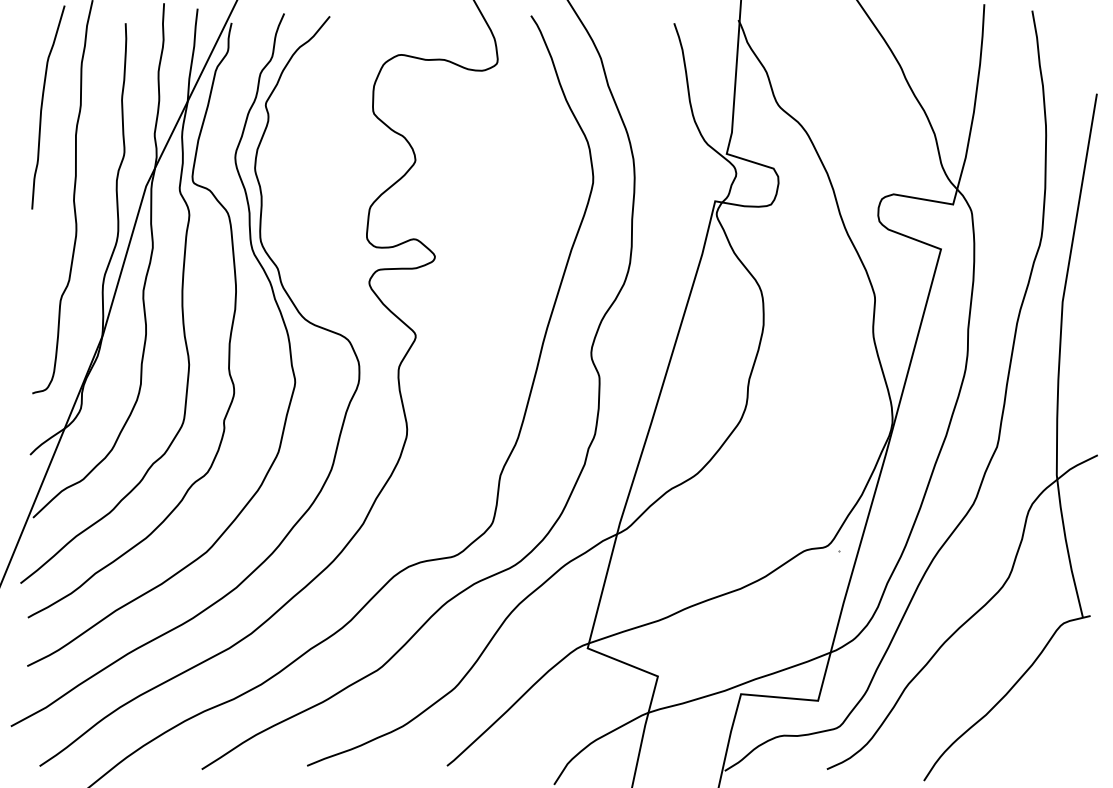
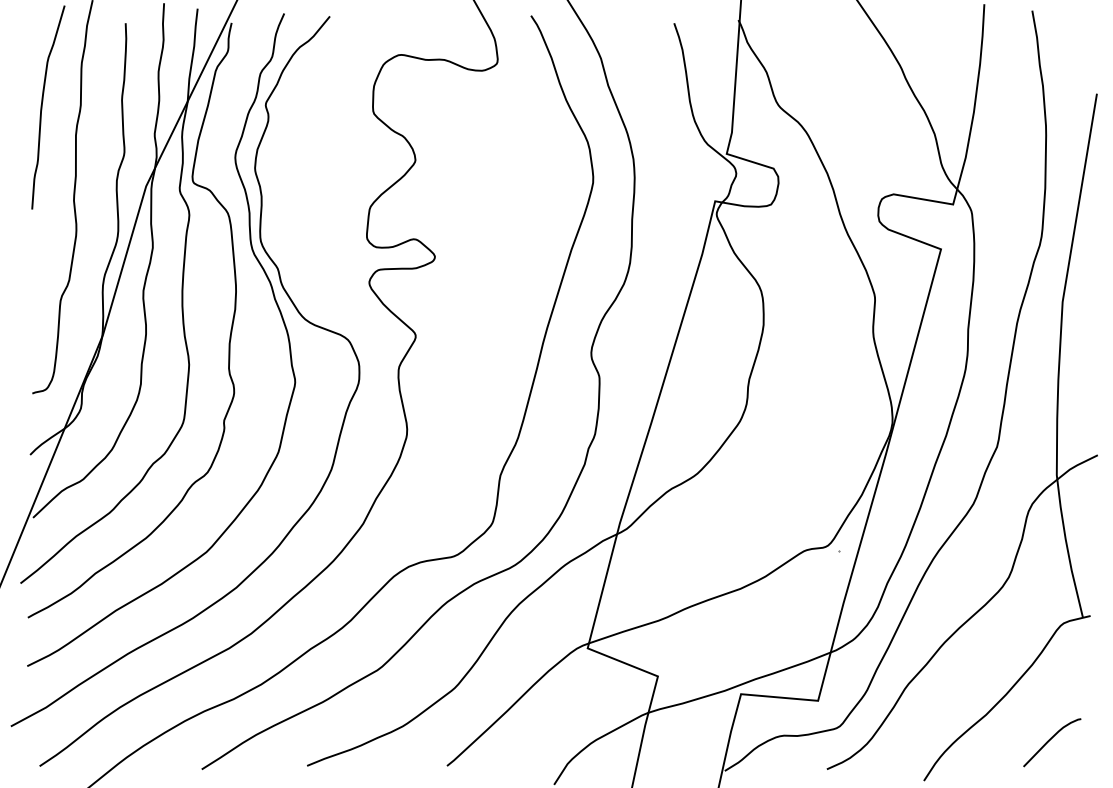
curve: none -> present (1050, 740)
